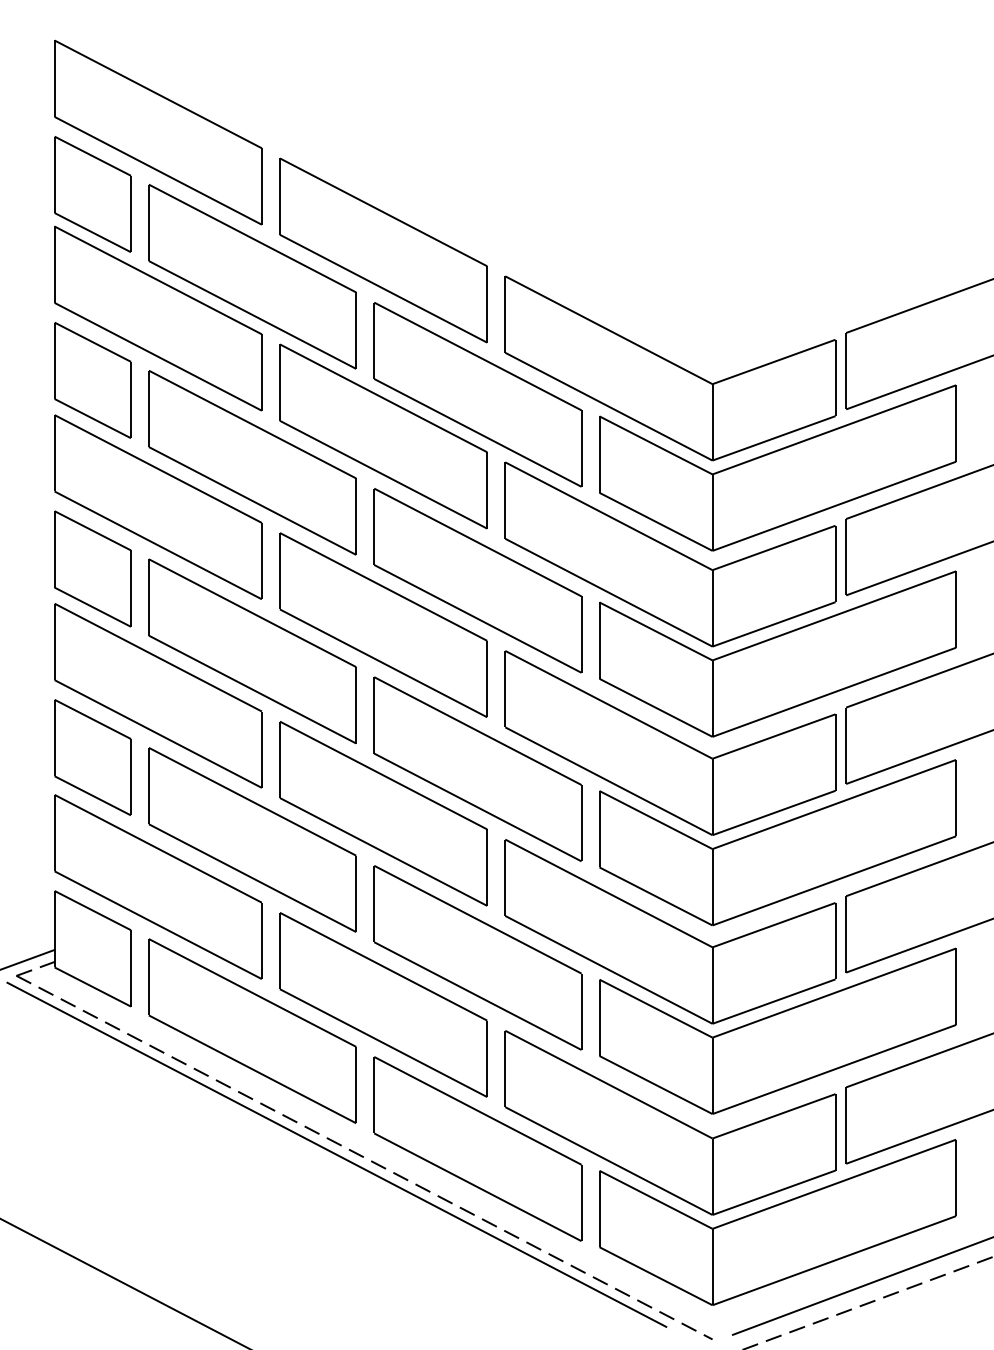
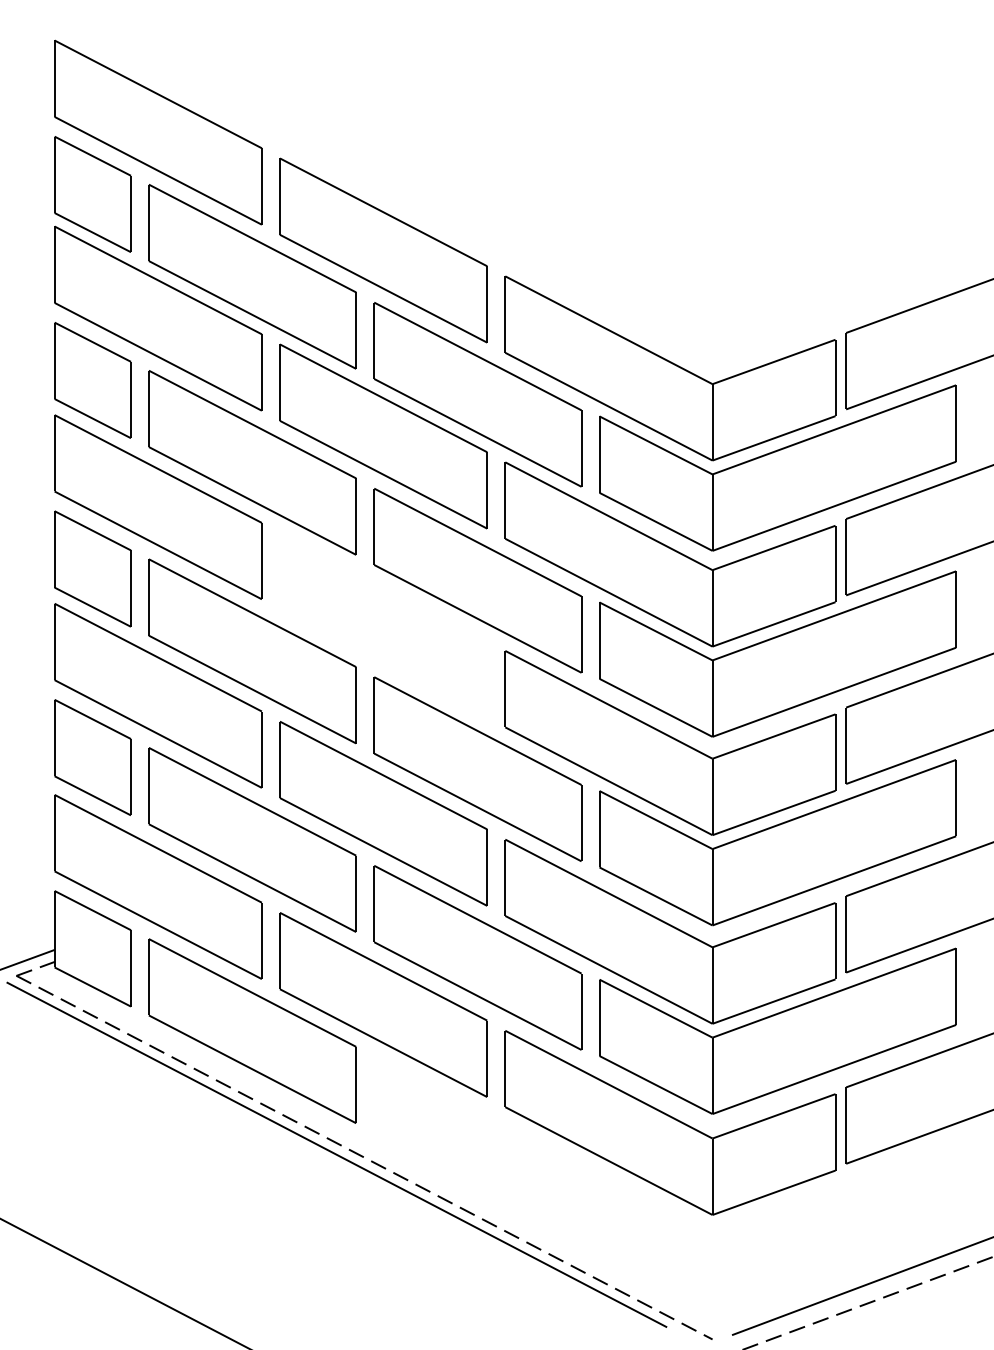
part: present -> none (383, 624)
part: present -> none (477, 1148)
part: present -> none (777, 1222)
